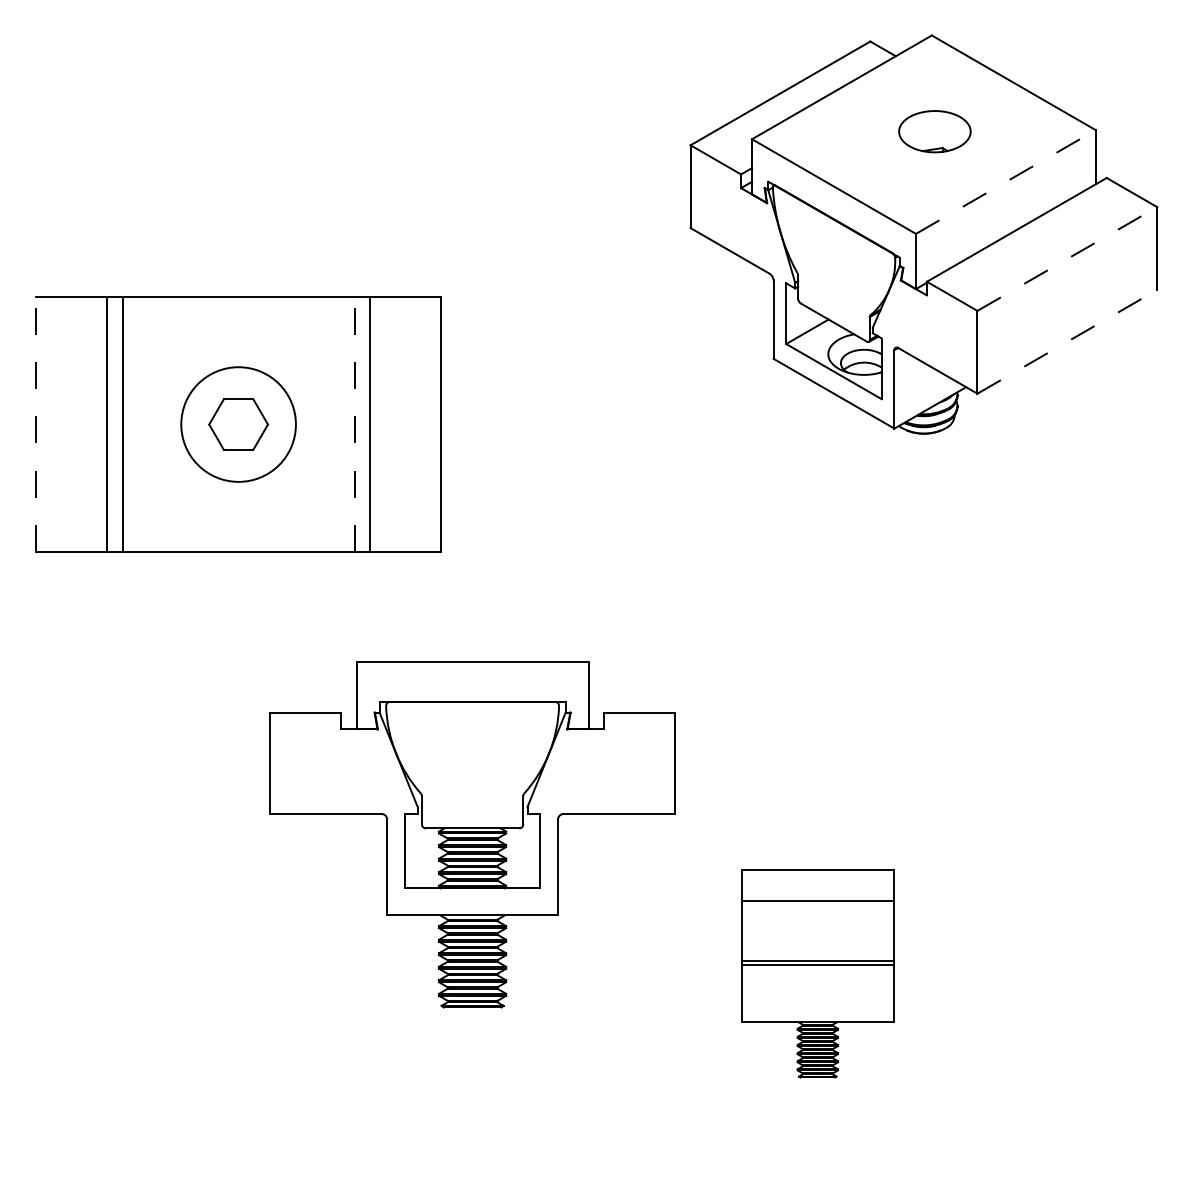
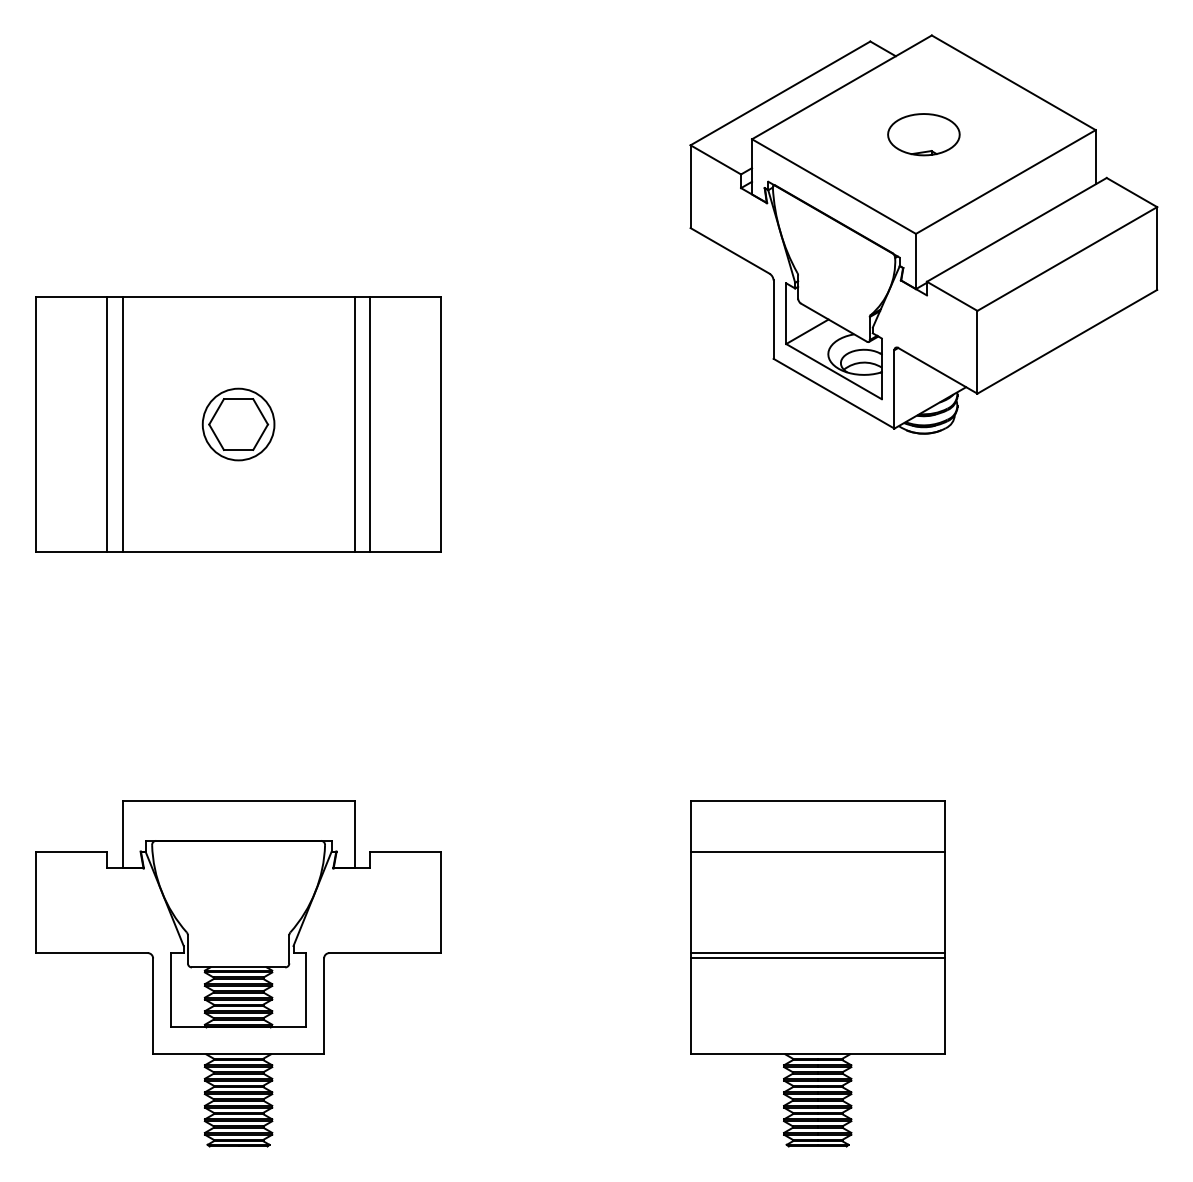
part position: (934, 131) -> (923, 134) (923, 134)
line: dashed -> solid (1005, 182)
line: dashed -> solid (1067, 259)
line: dashed -> solid (1067, 341)
line: dashed -> solid (35, 424)
circle diameter: 115 px -> 72 px (238, 424)
line: dashed -> solid (354, 424)
part position: (472, 834) -> (238, 973) (238, 973)
part size: 154x210 px -> 256x348 px (817, 973)
